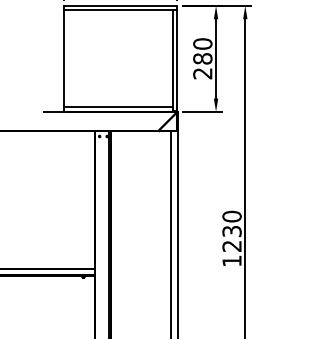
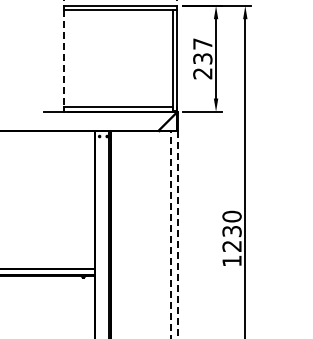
text: 280 -> 237 (202, 51)
line: solid -> dashed (63, 58)
line: solid -> dashed (170, 234)
line: solid -> dashed (177, 234)
